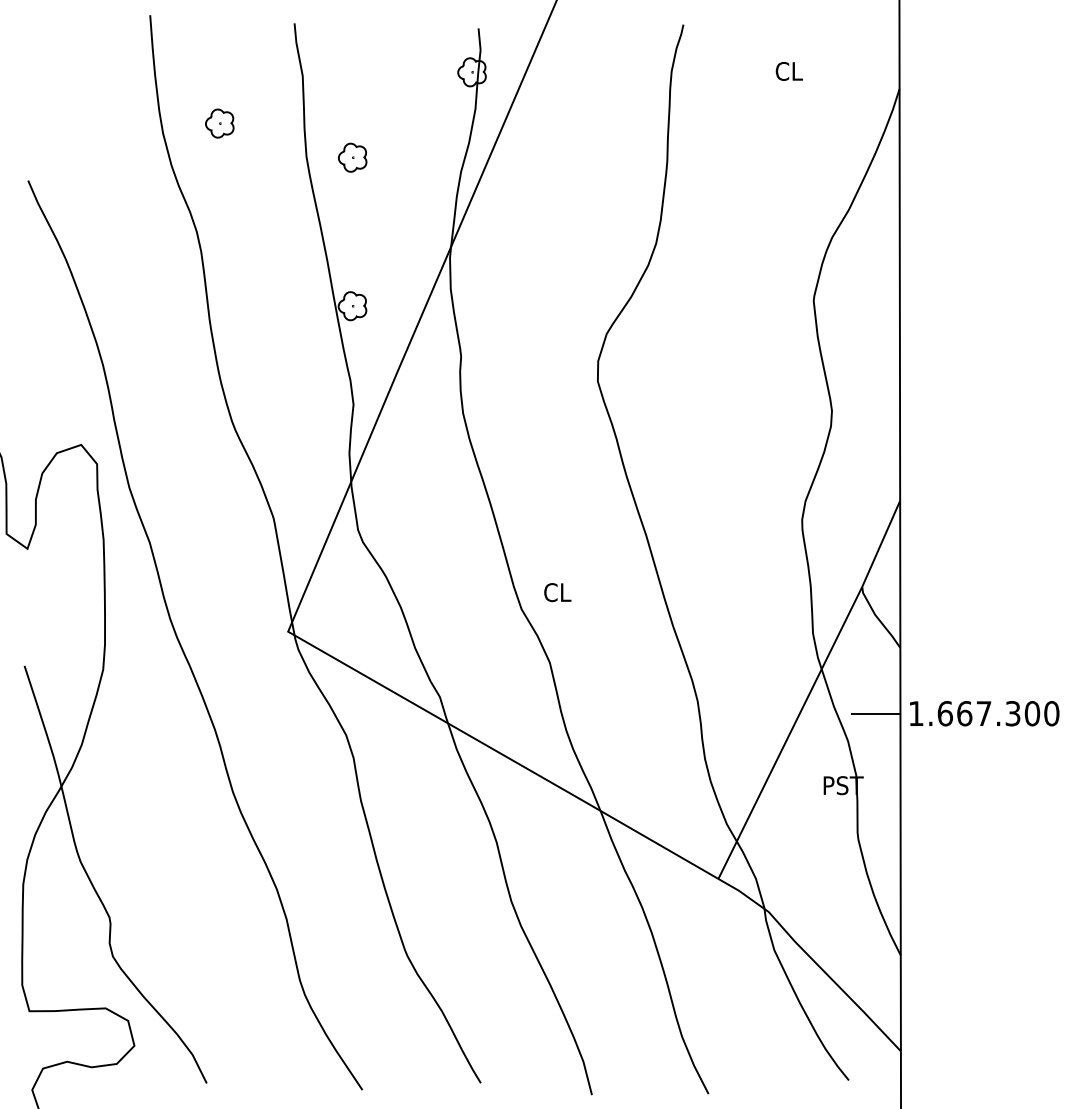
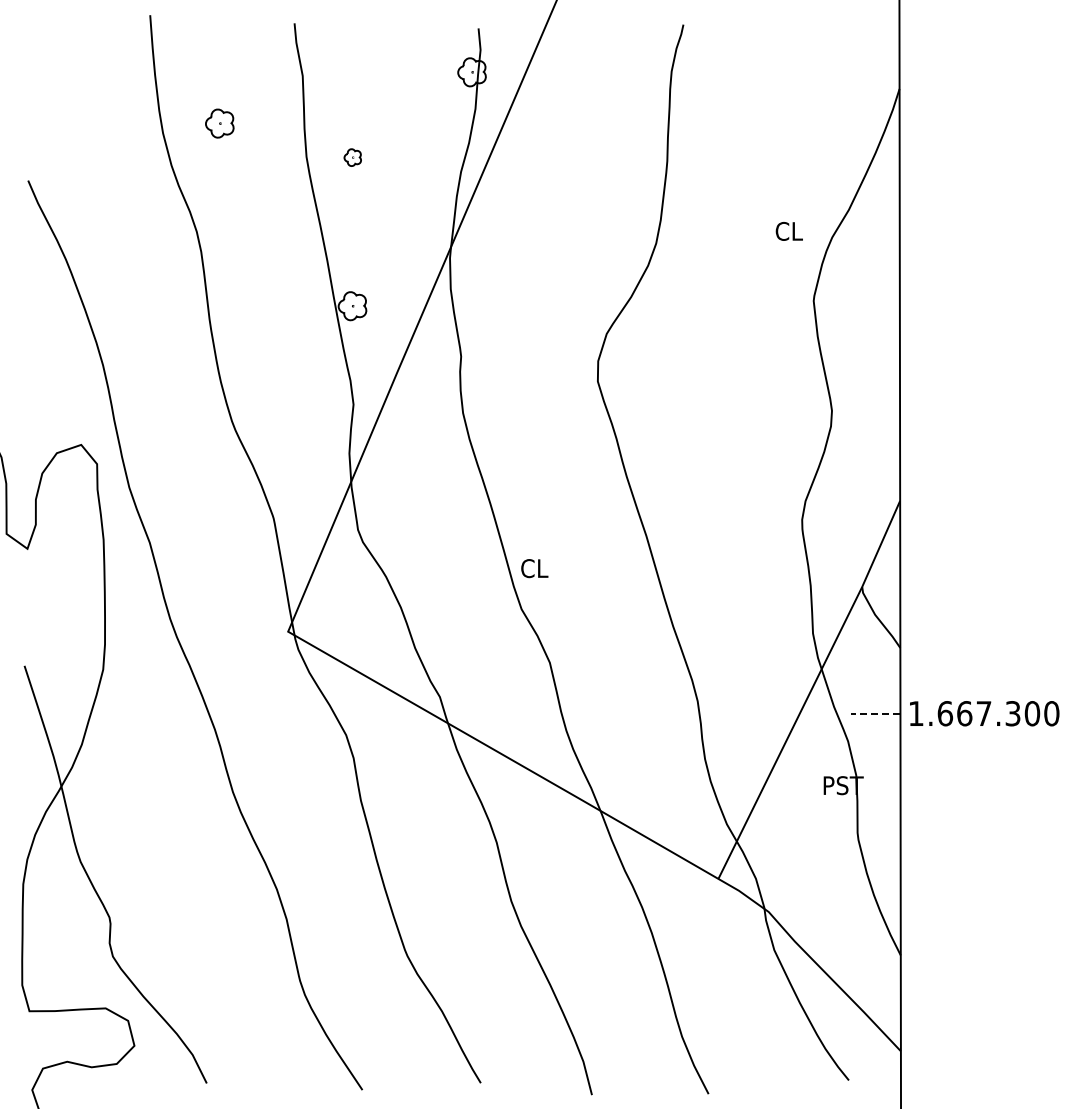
text position: (788, 71) -> (788, 231) (788, 231)
part size: 30x31 px -> 19x19 px (352, 157)
text position: (557, 592) -> (534, 568) (534, 568)
line: solid -> dashed (875, 713)
